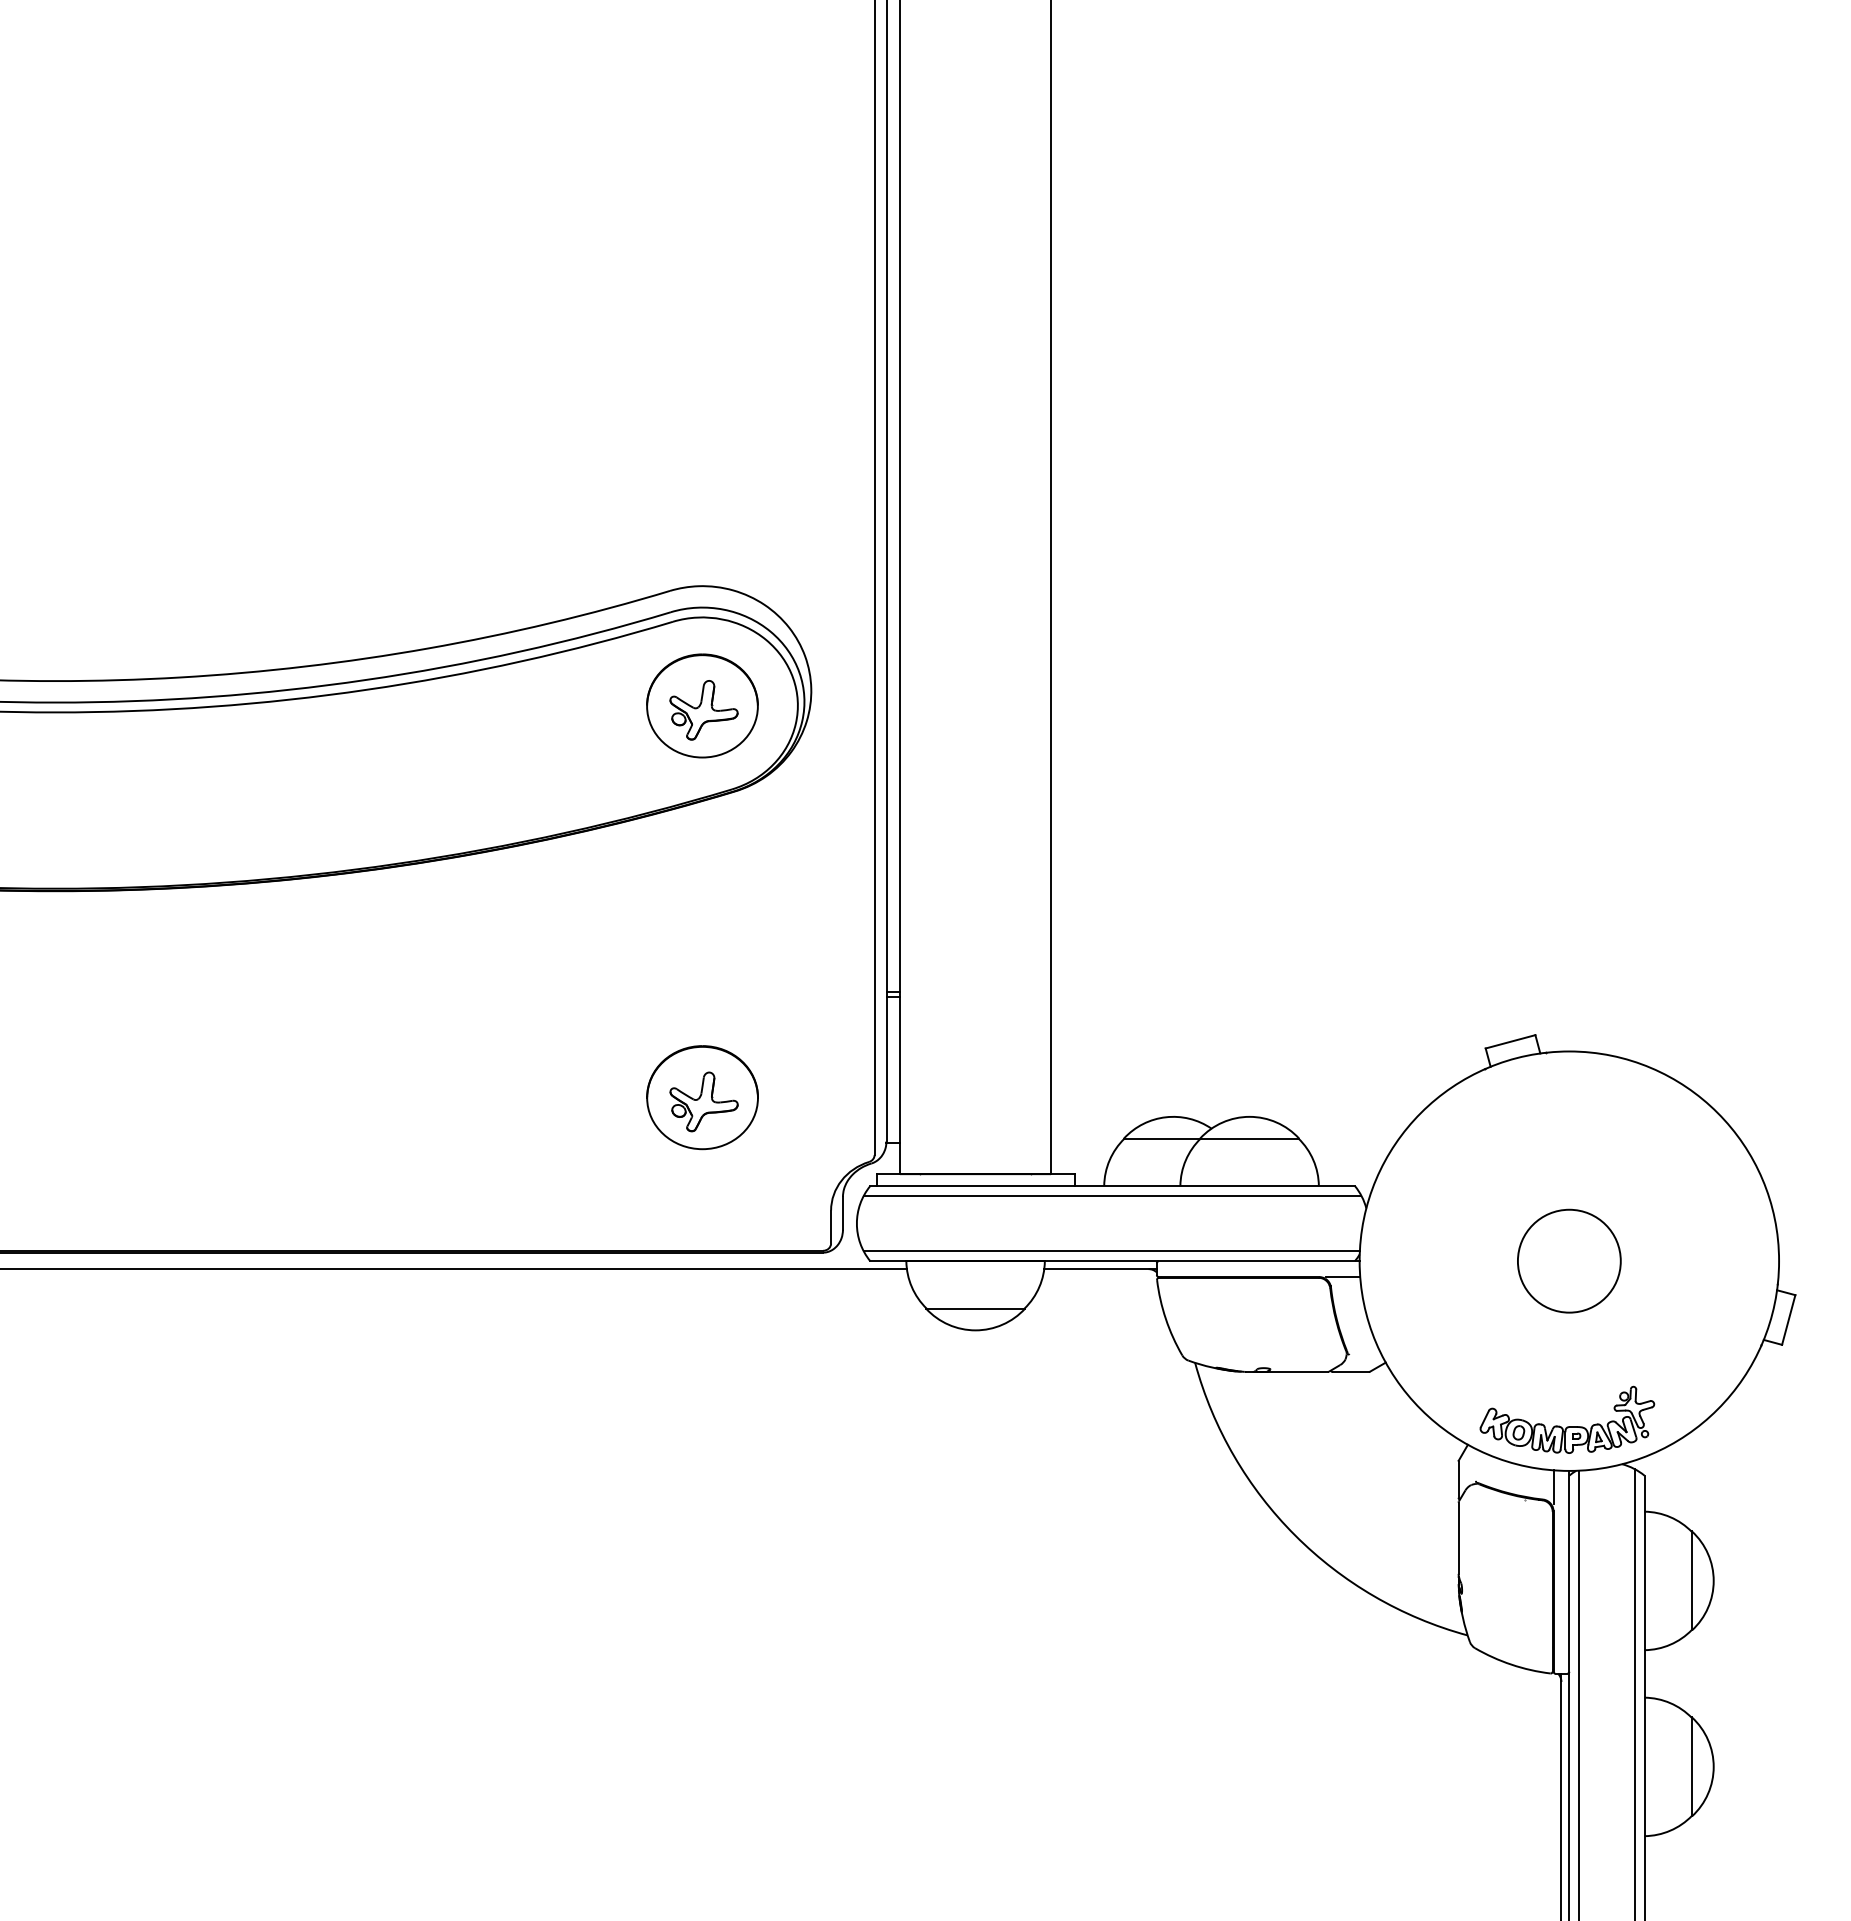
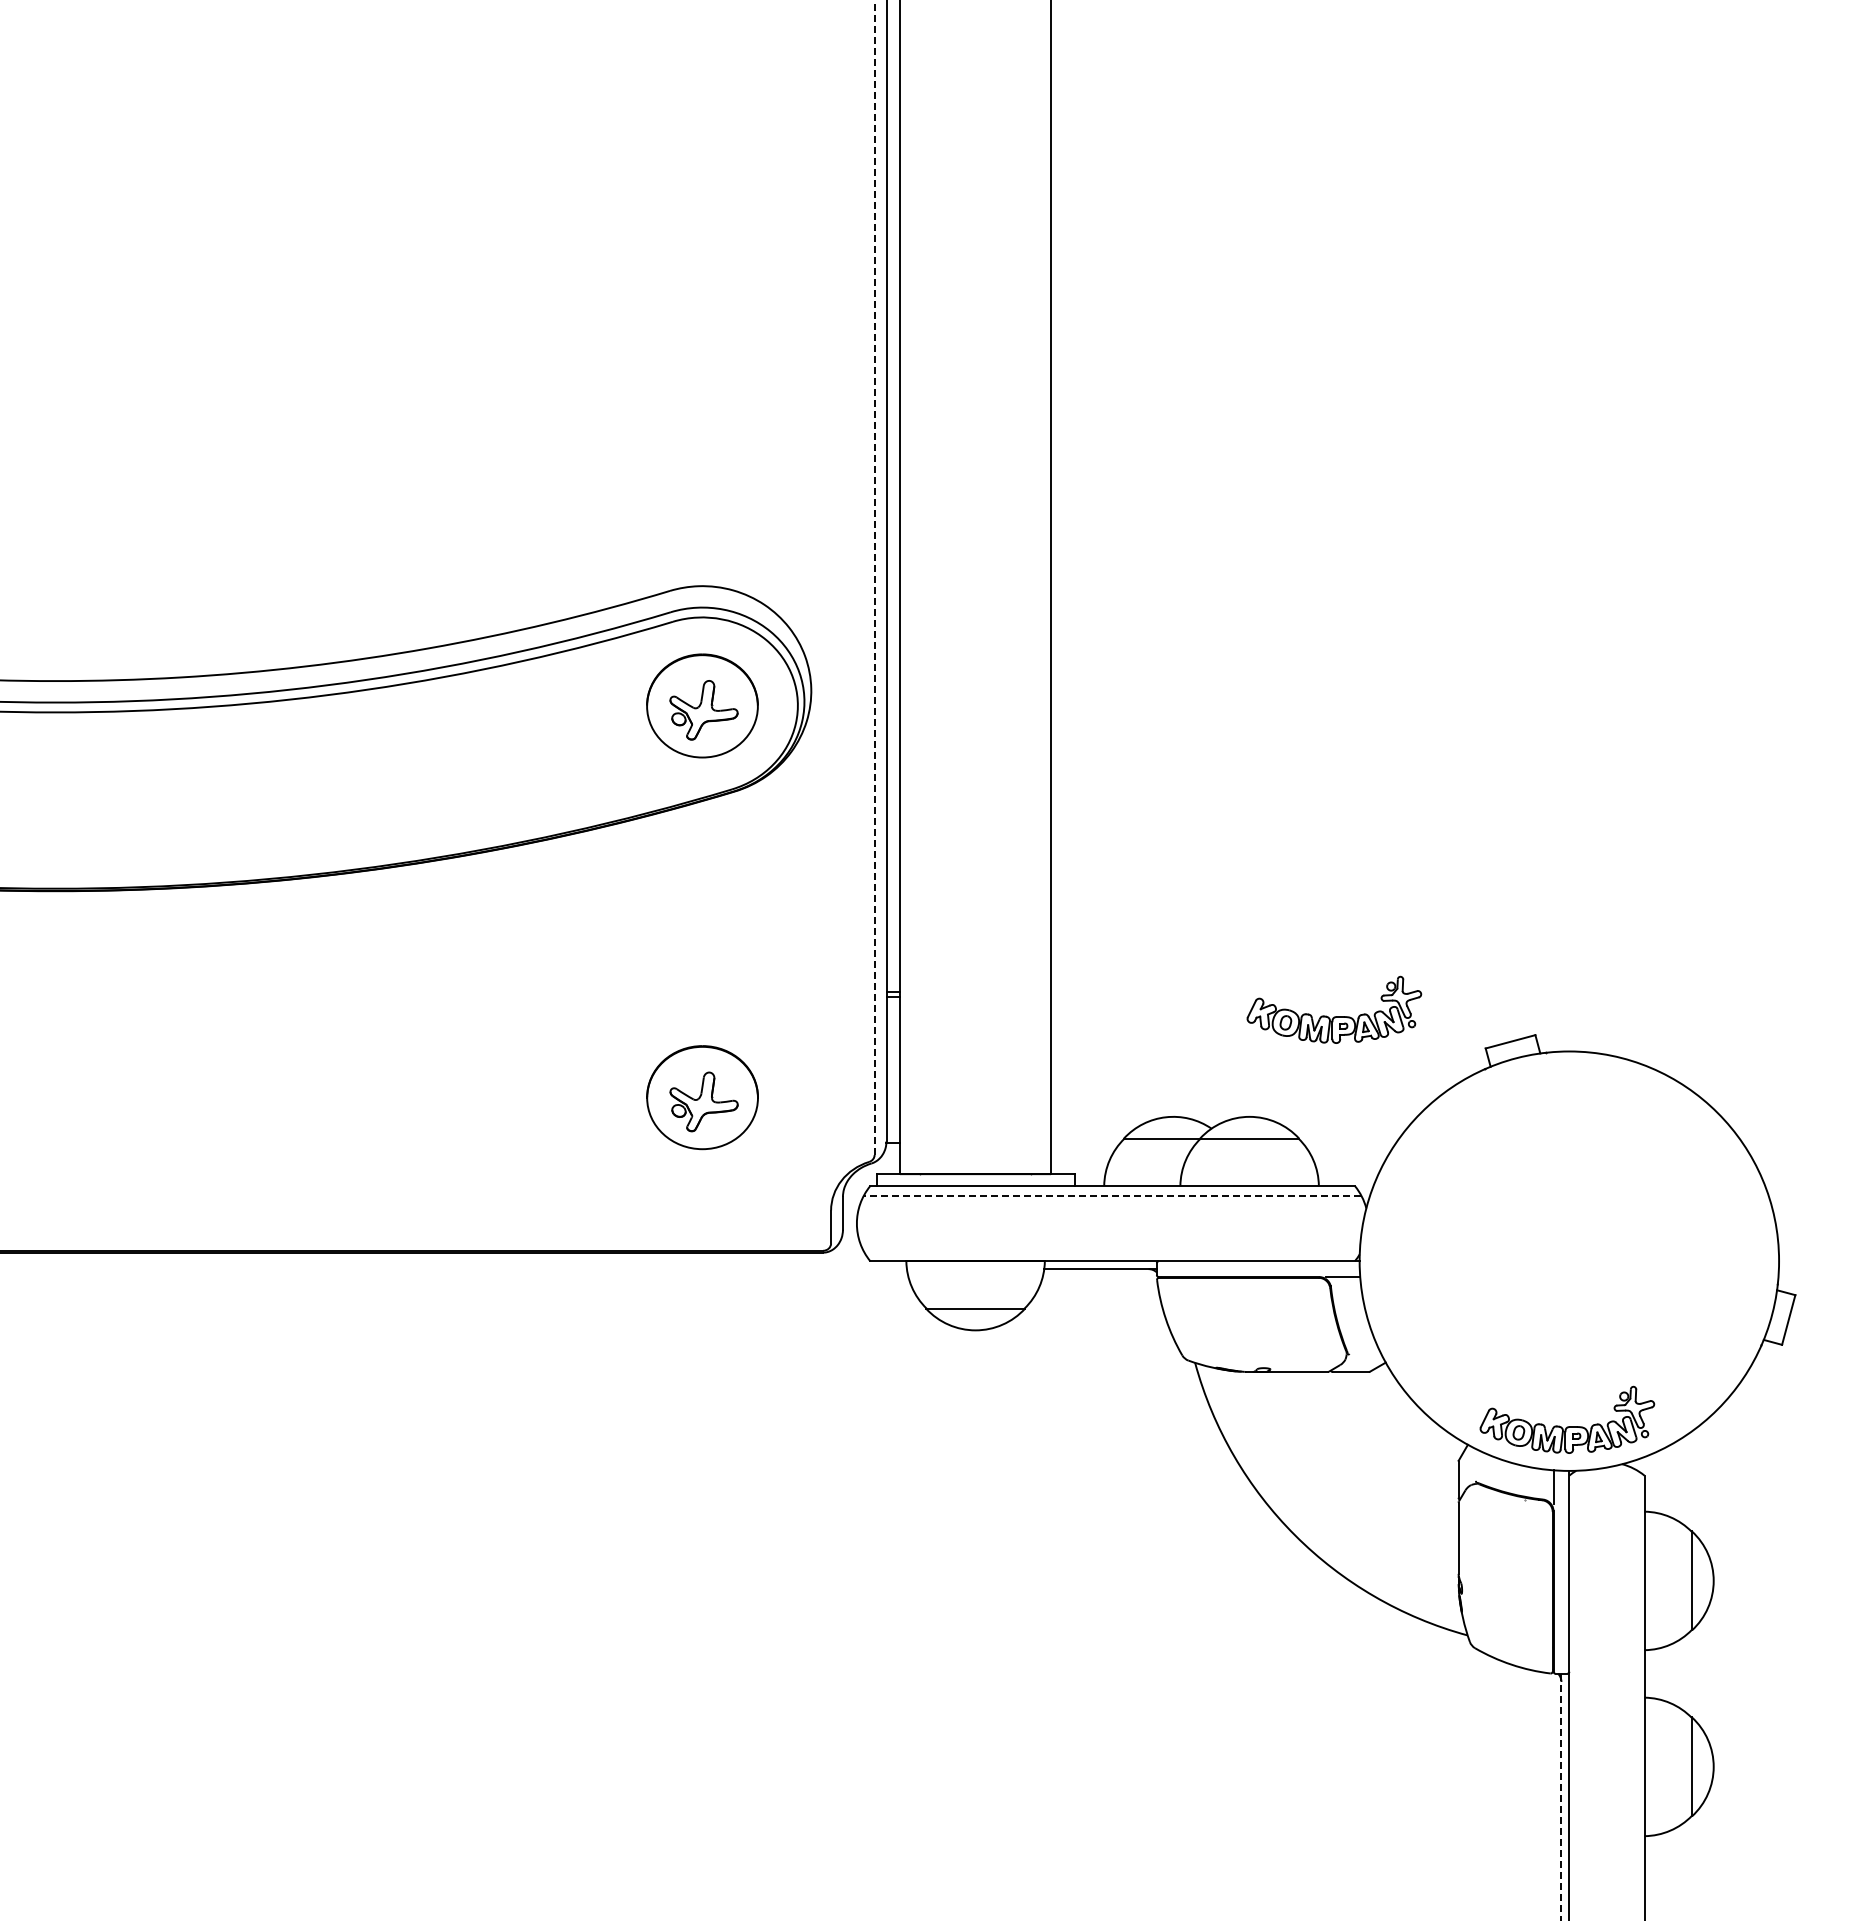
line: solid -> dashed (874, 577)
part: none -> present (1334, 1016)
line: solid -> dashed (1112, 1195)
line: present -> none (1111, 1251)
circle: present -> none (1569, 1260)
line: present -> none (454, 1269)
line: present -> none (1579, 1693)
line: present -> none (1634, 1693)
line: solid -> dashed (1561, 1797)
